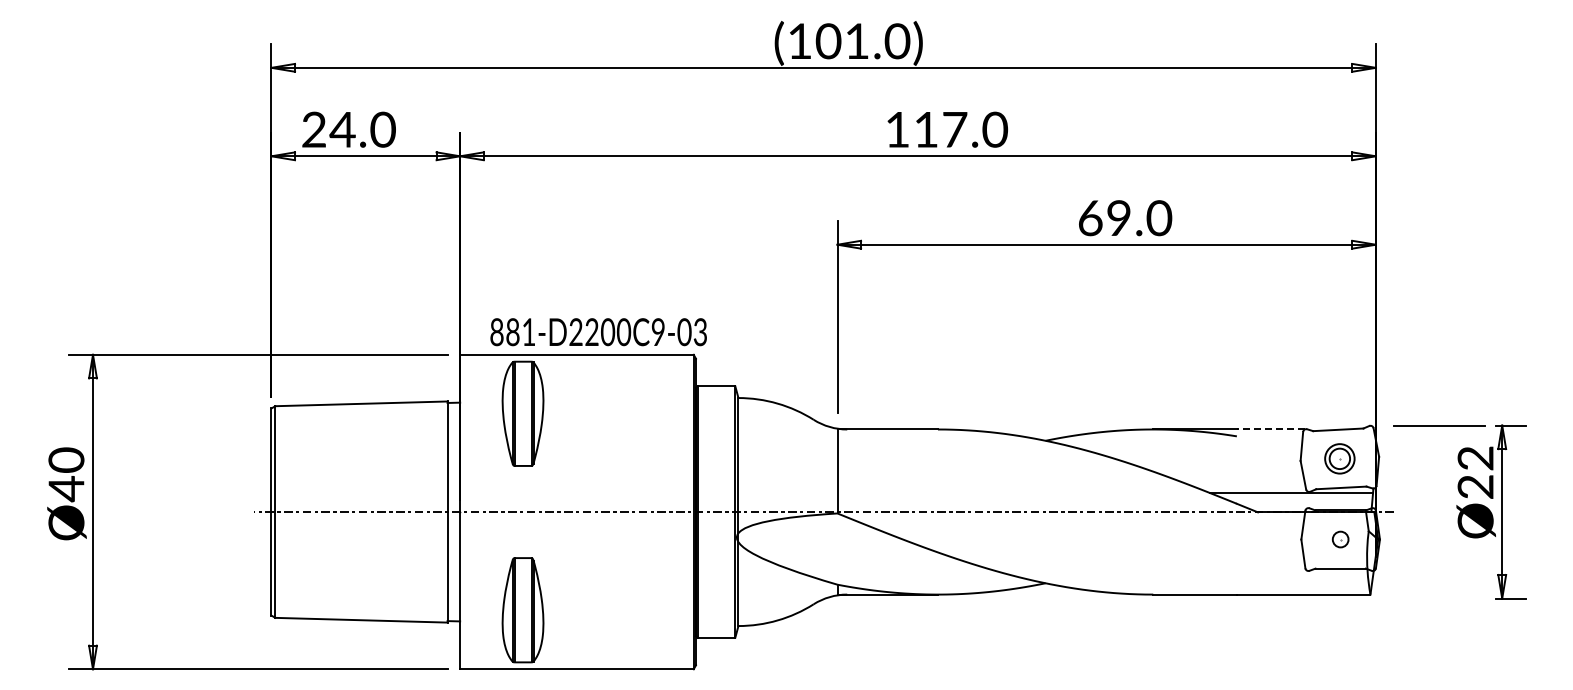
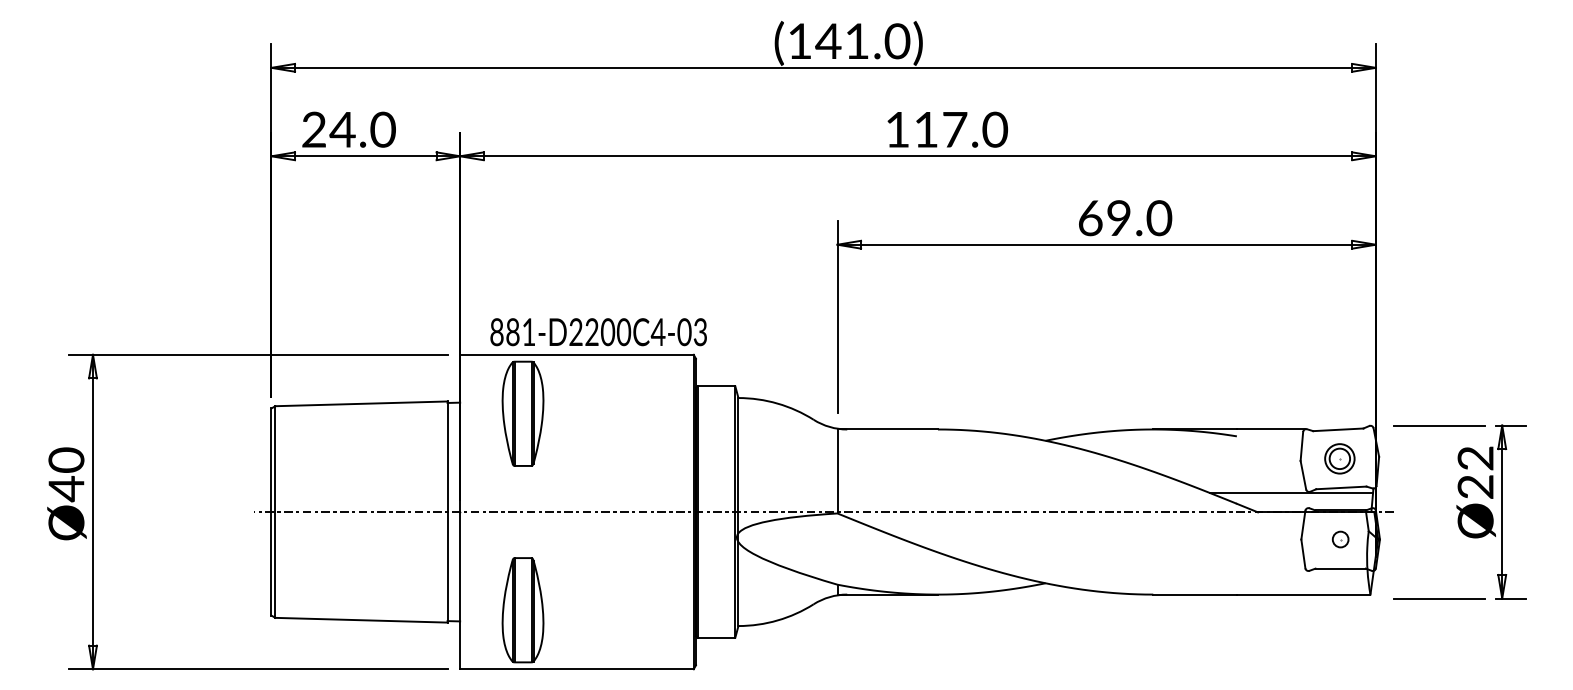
text: (101.0) -> (141.0) (828, 41)
text: 881-D2200C9-03 -> 881-D2200C4-03 (657, 331)
line: dashed -> solid (1270, 429)
line: none -> present (1439, 598)
